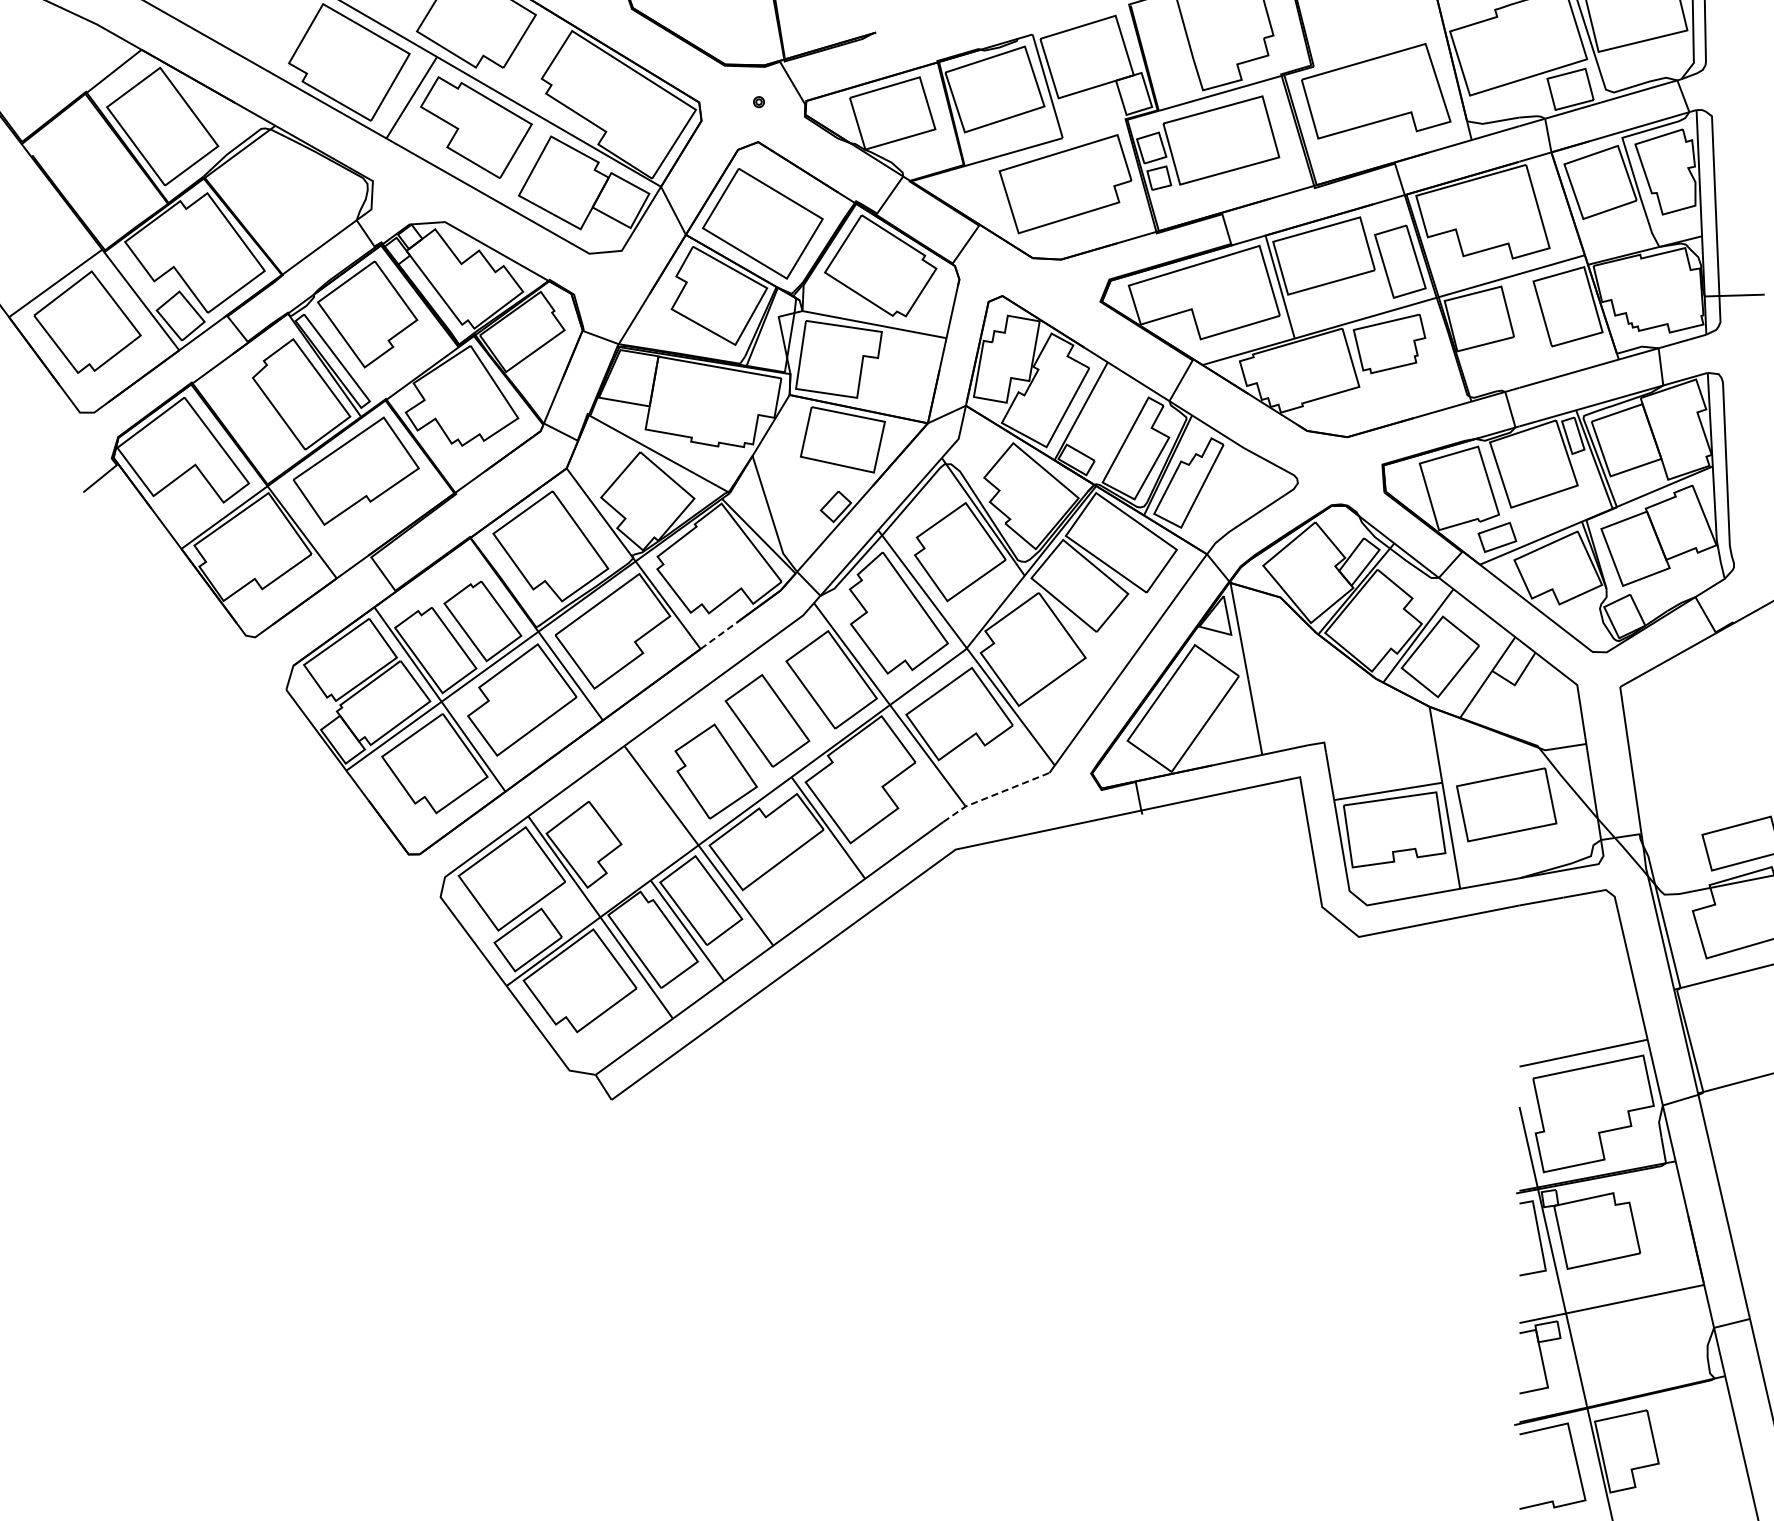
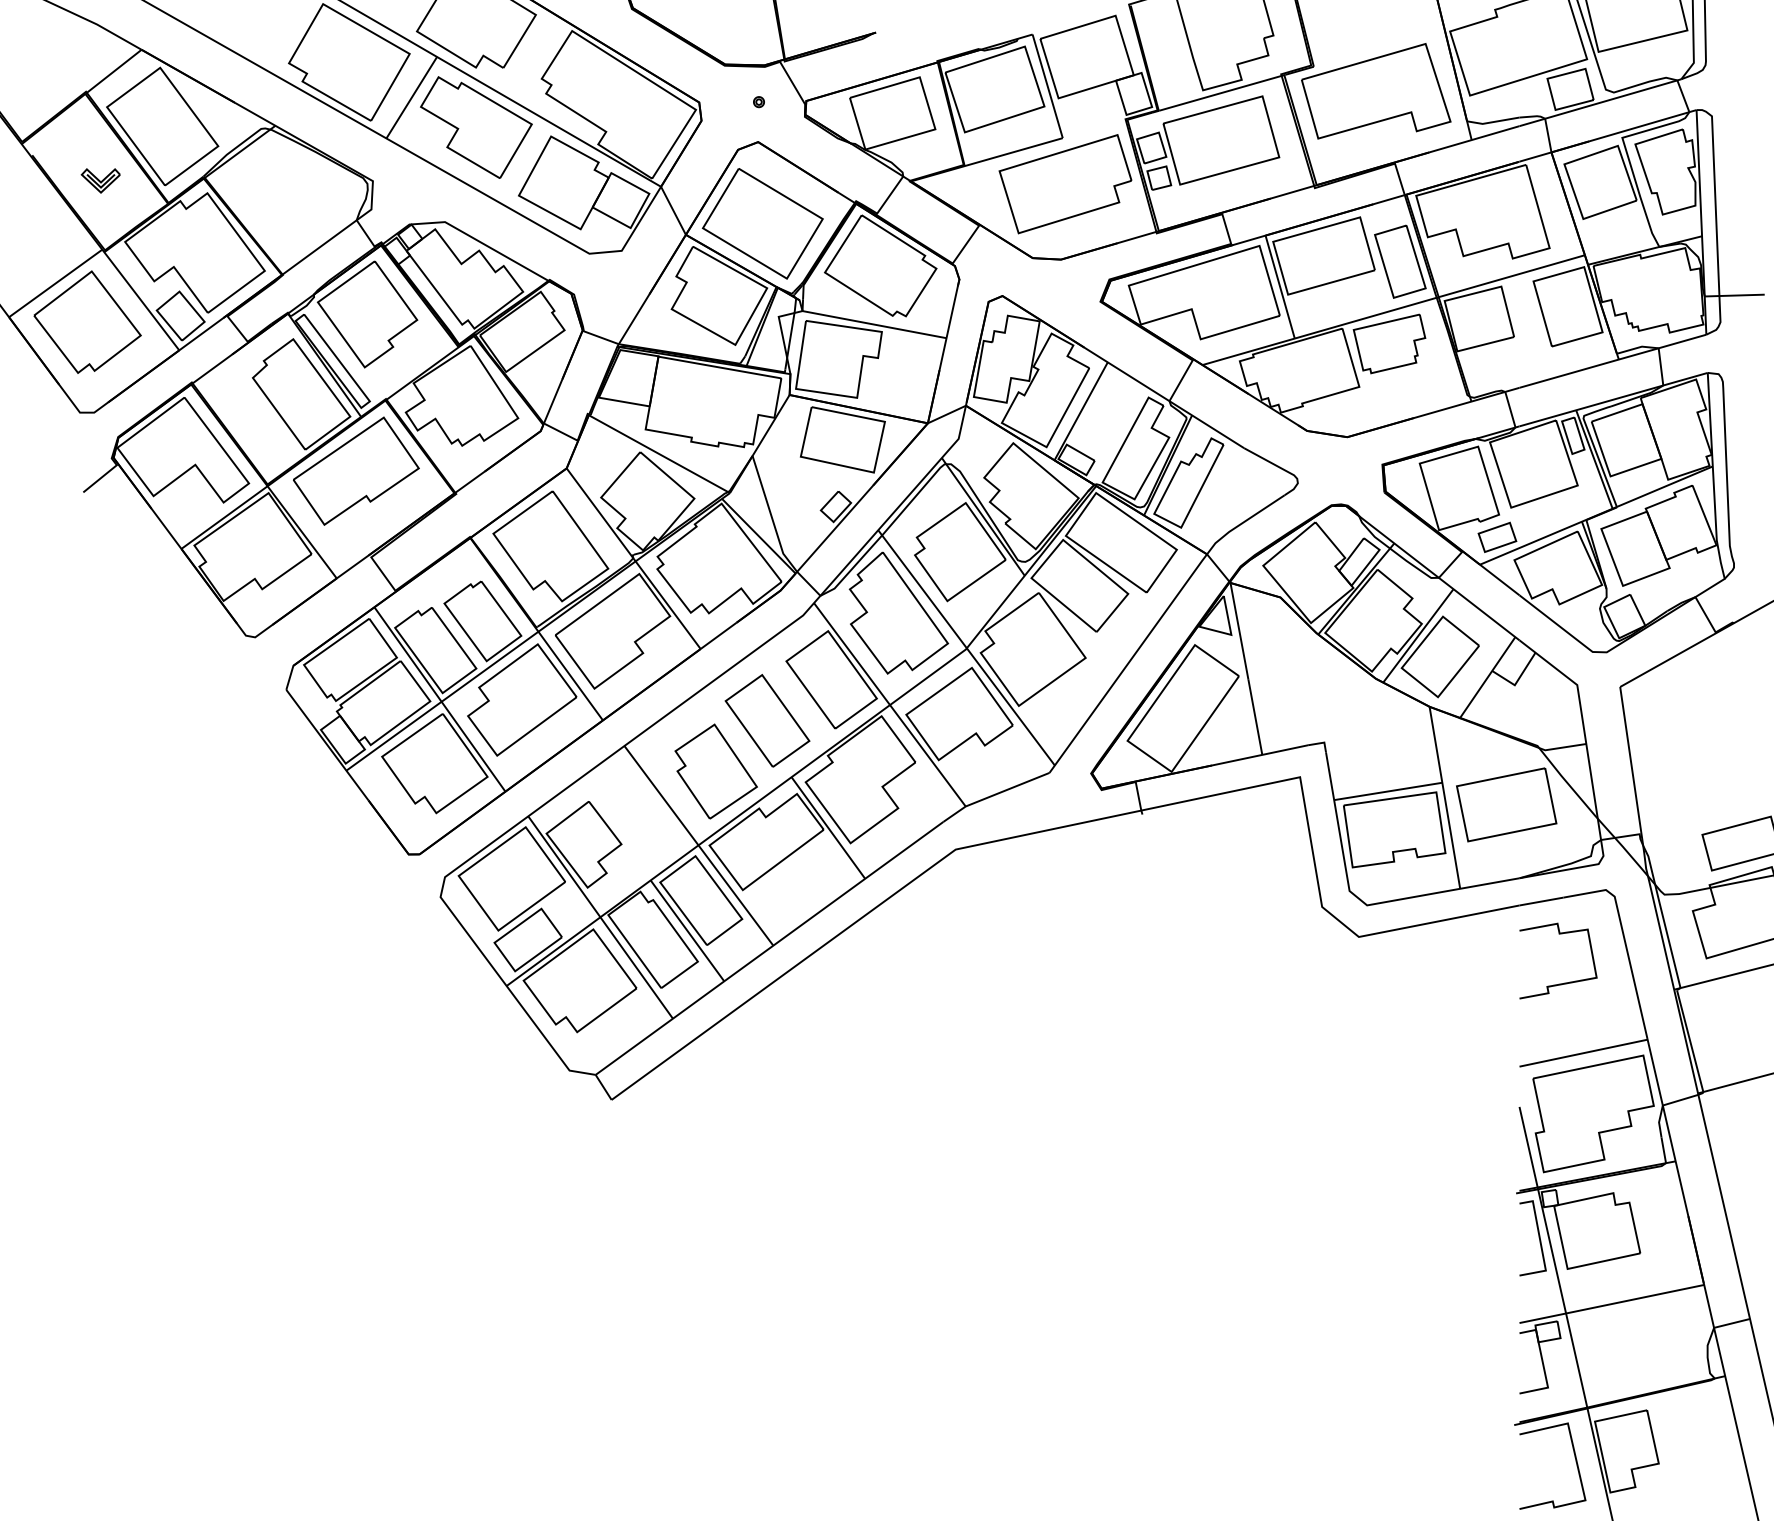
part: none -> present (100, 180)
line: dashed -> solid (719, 635)
line: dashed -> solid (994, 795)
curve: none -> present (1564, 982)
